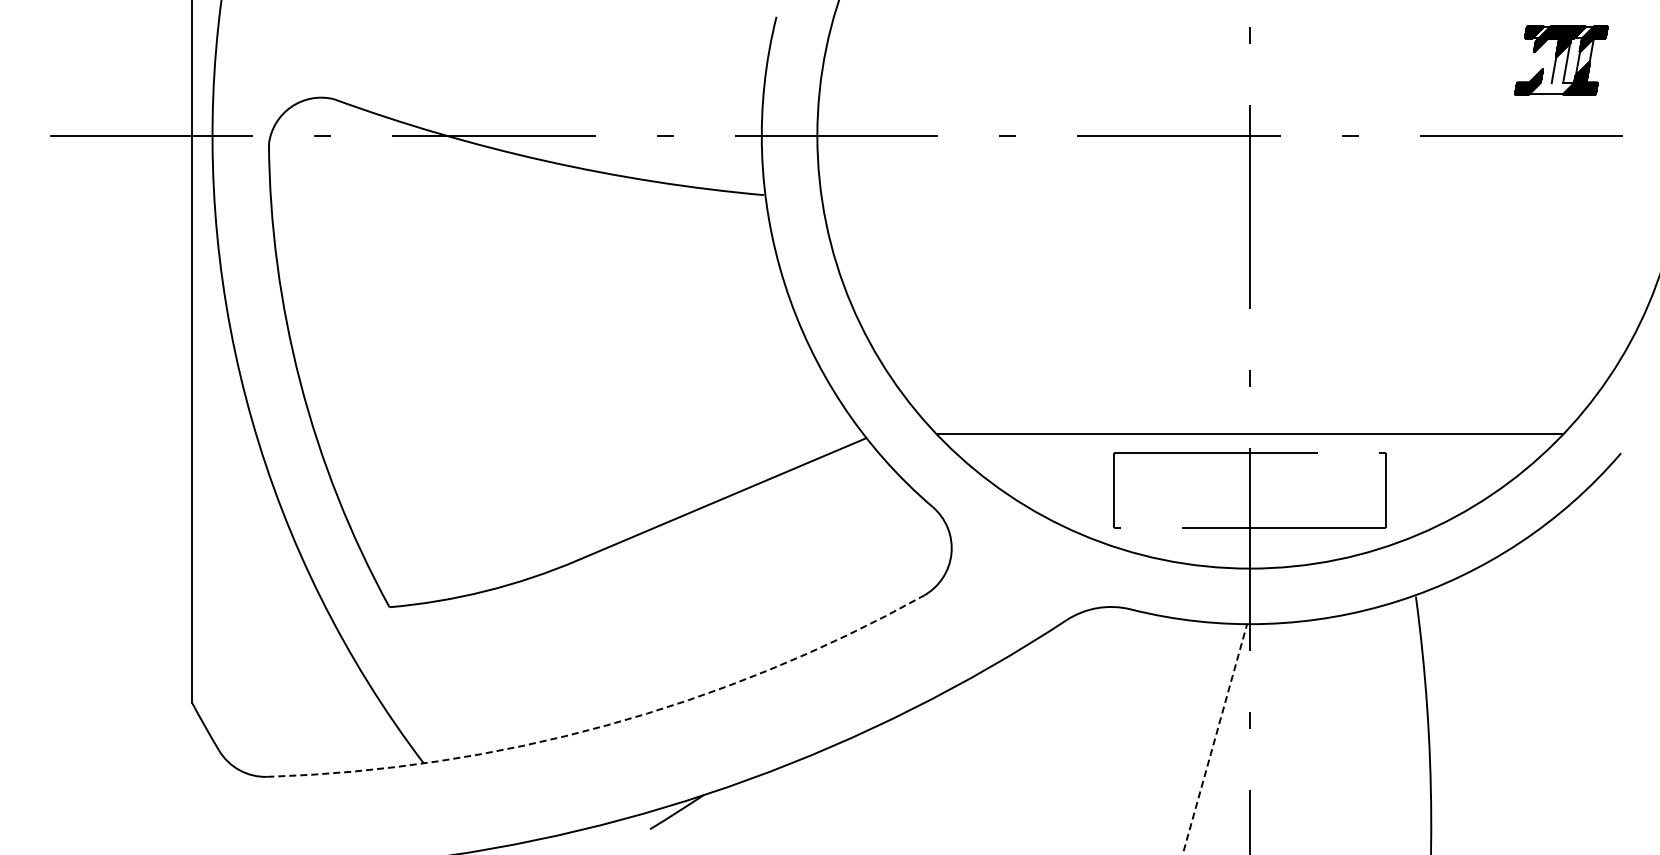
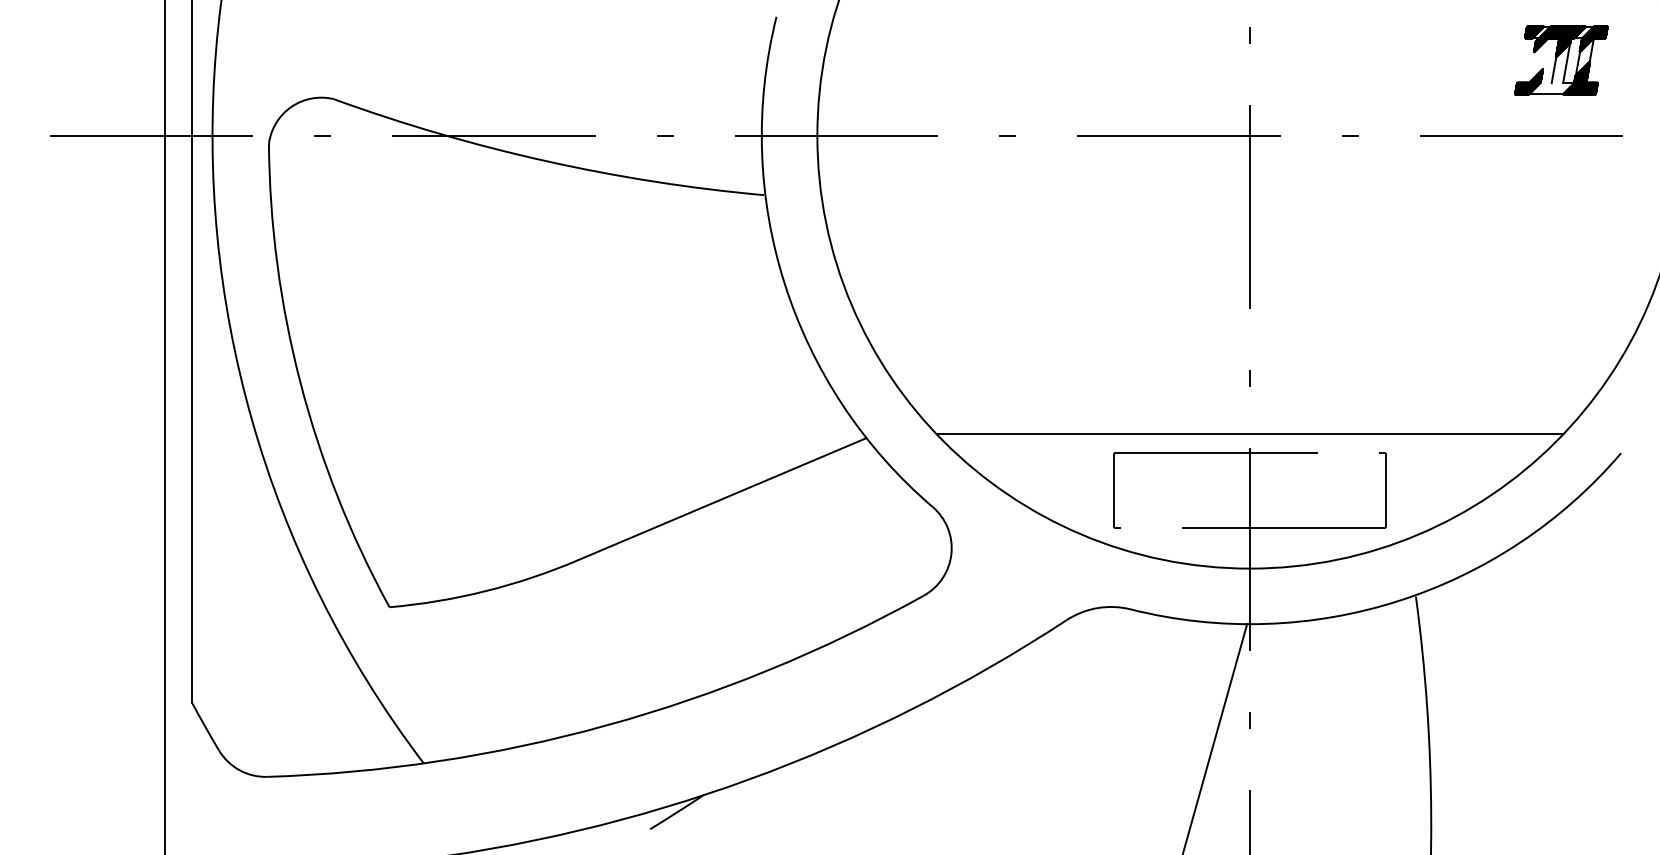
line: none -> present (165, 426)
arc: dashed -> solid (606, 725)
line: dashed -> solid (1215, 738)
